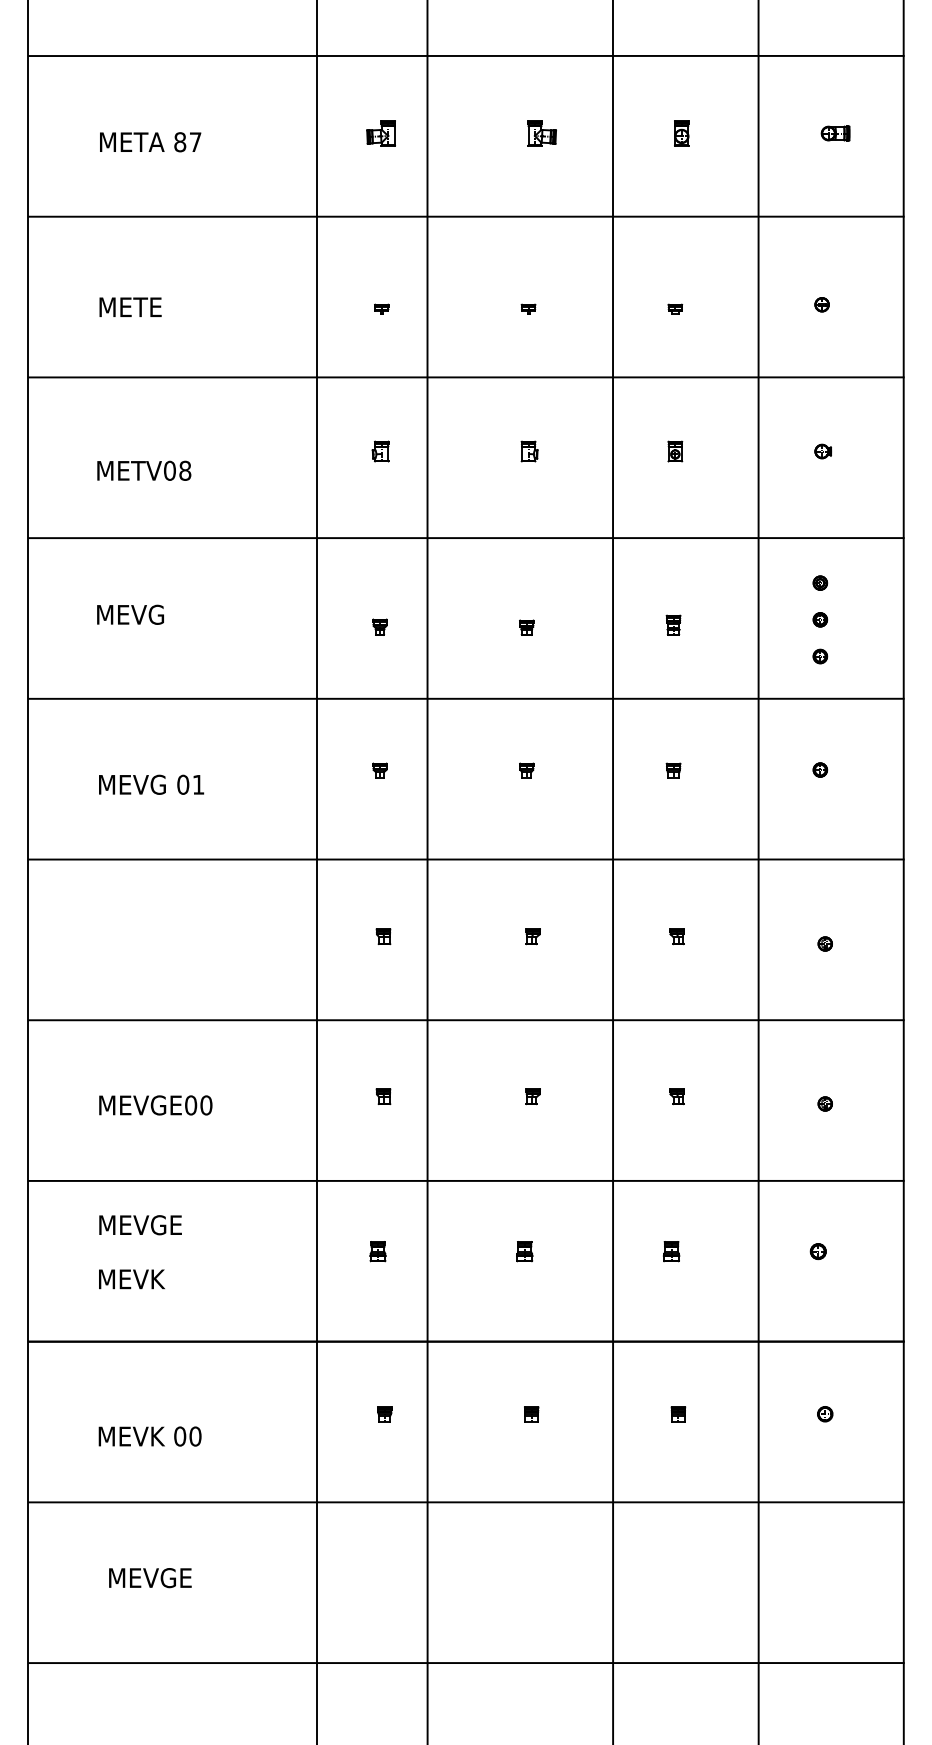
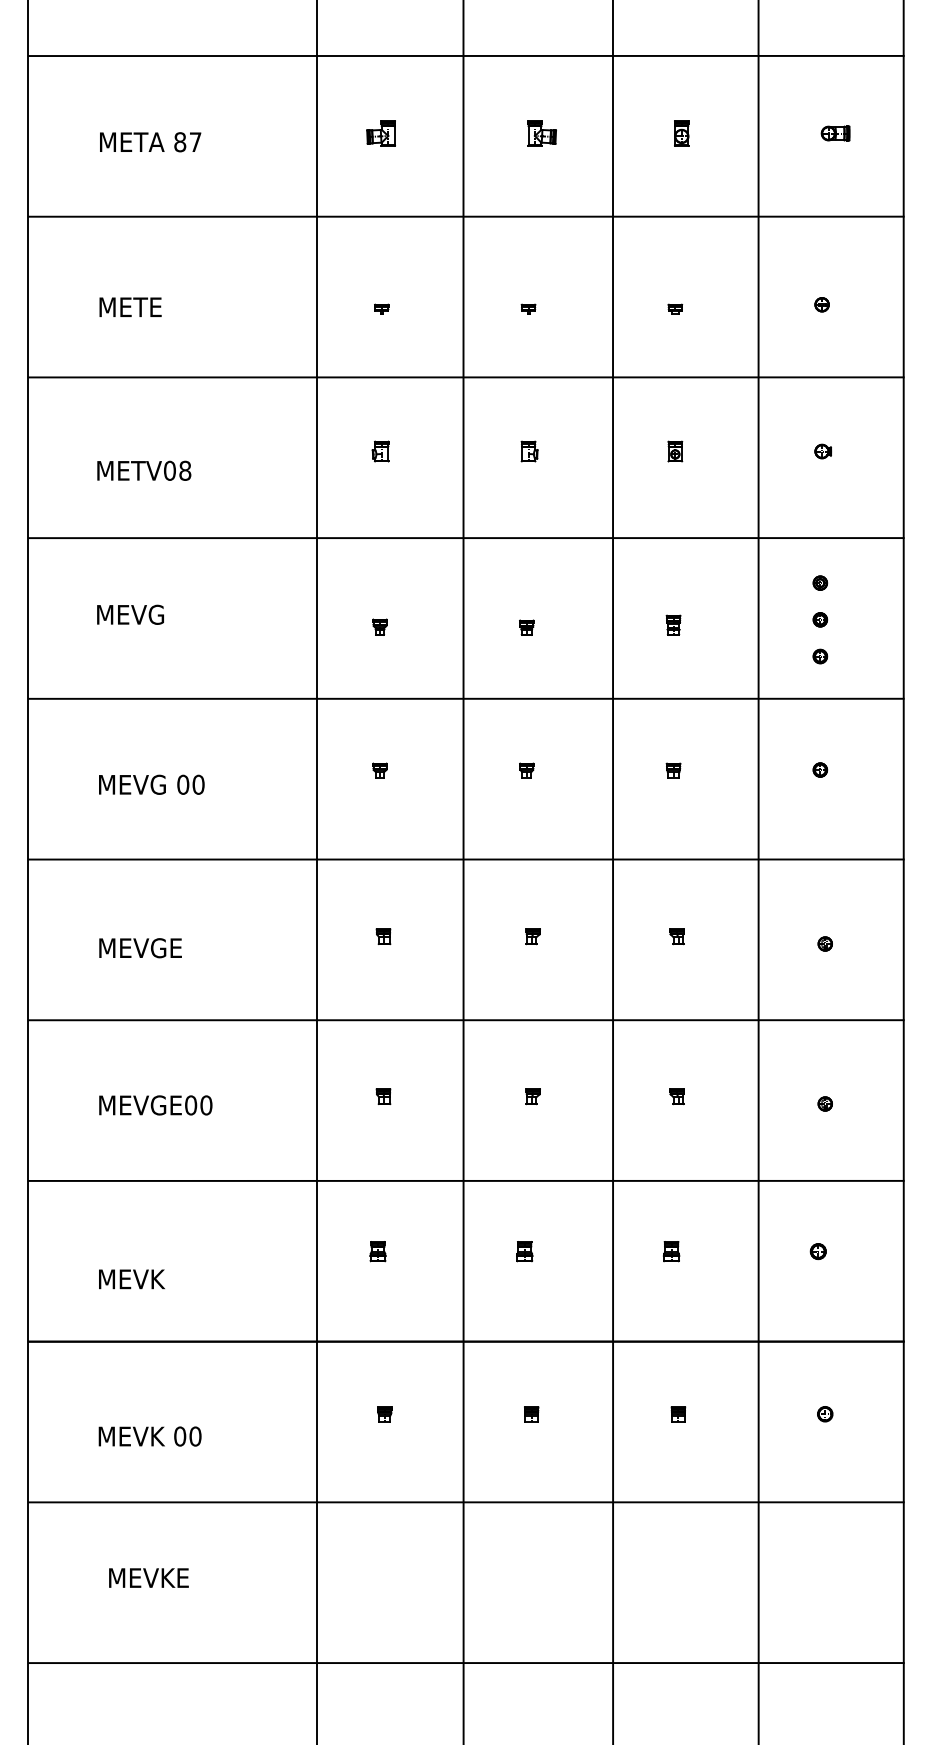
text: 01 -> 00 (198, 784)
line position: (427, 871) -> (463, 871) (463, 871)
text position: (140, 1225) -> (140, 948) (140, 948)
text: MEVGE -> MEVKE (175, 1578)
